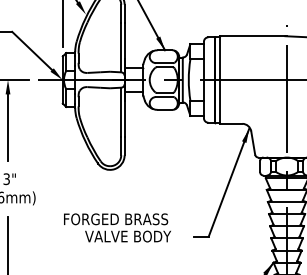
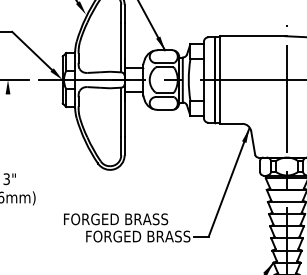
line: present -> none (62, 24)
line: present -> none (8, 127)
text: VALVE BODY -> FORGED BRASS (137, 236)
line: present -> none (8, 243)
